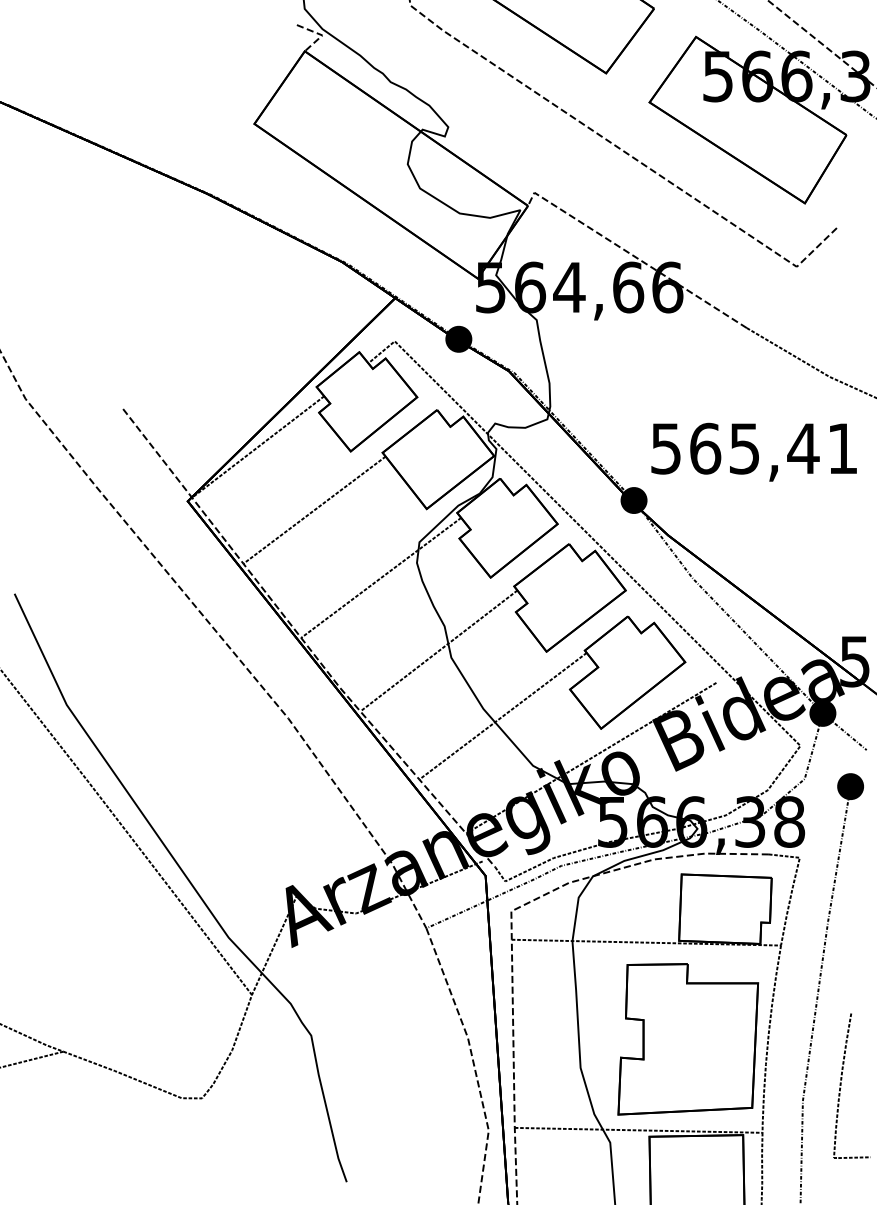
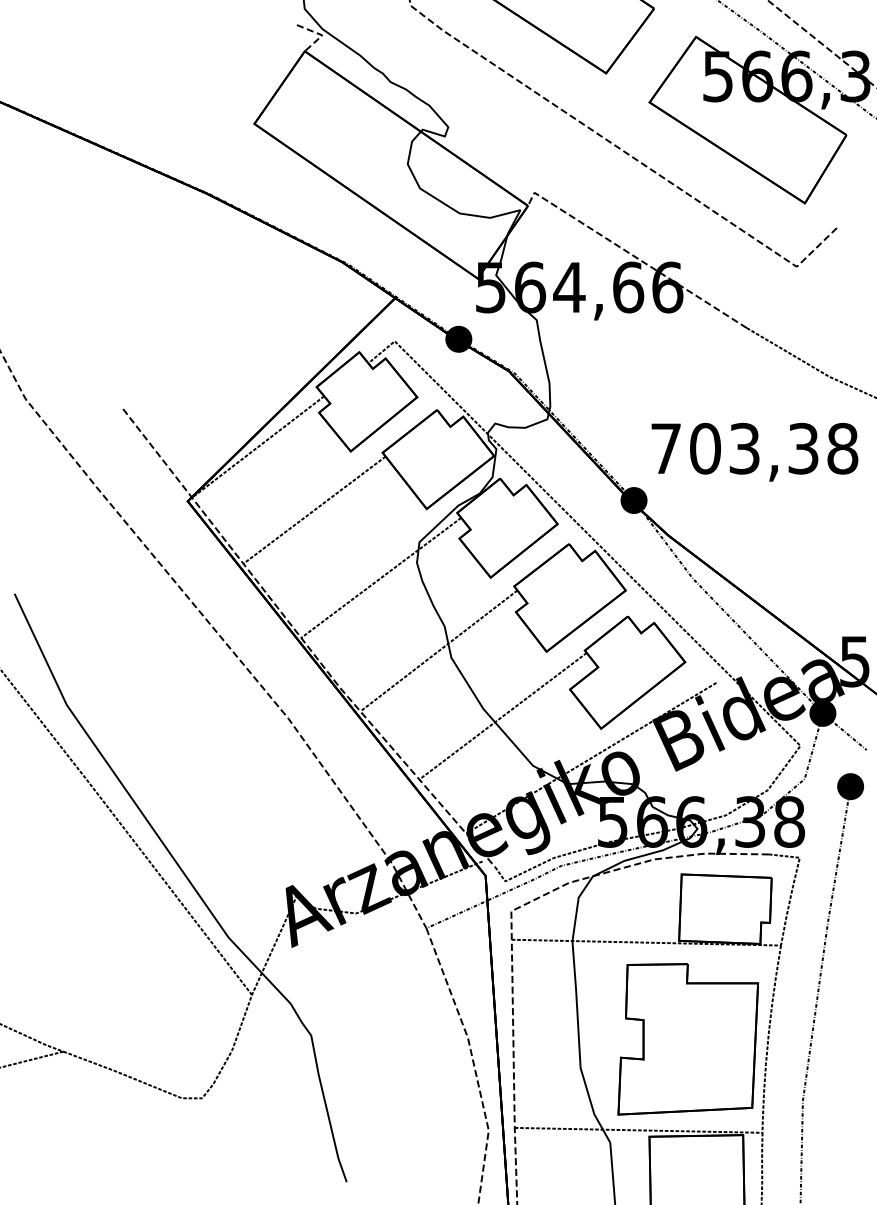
text: 565,41 -> 703,38 (754, 448)
curve: present -> none (841, 1085)
